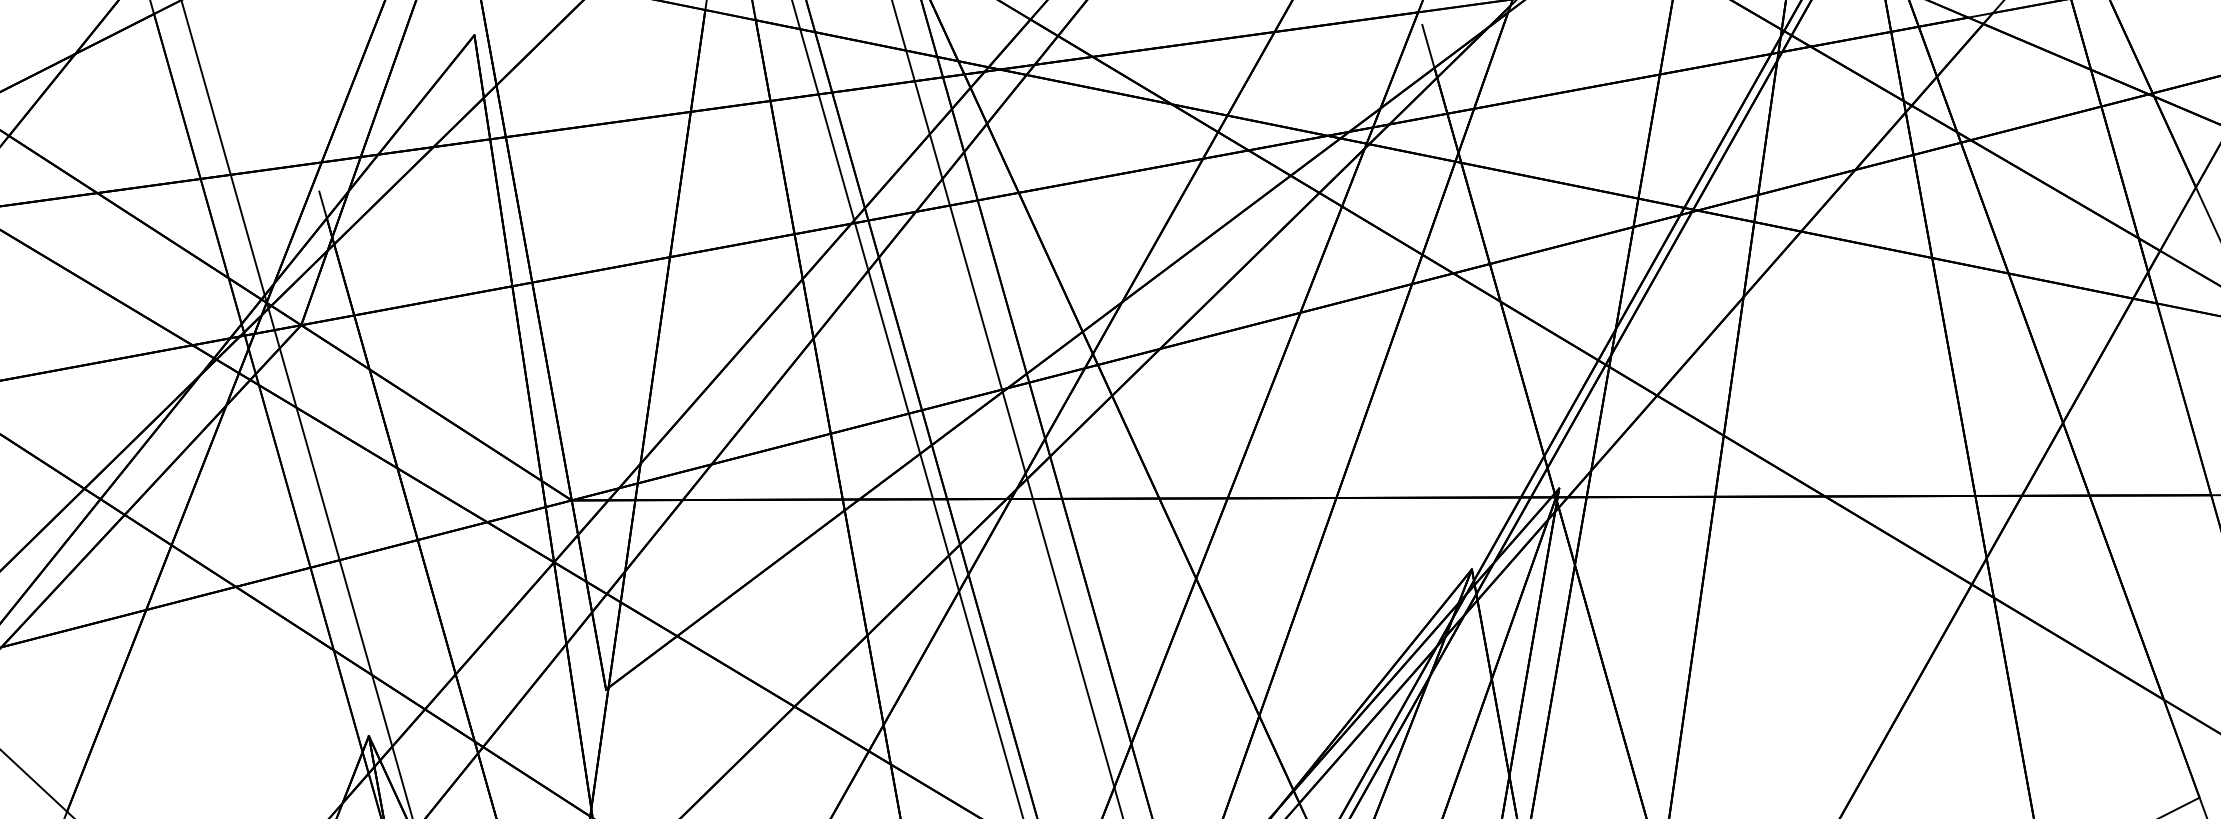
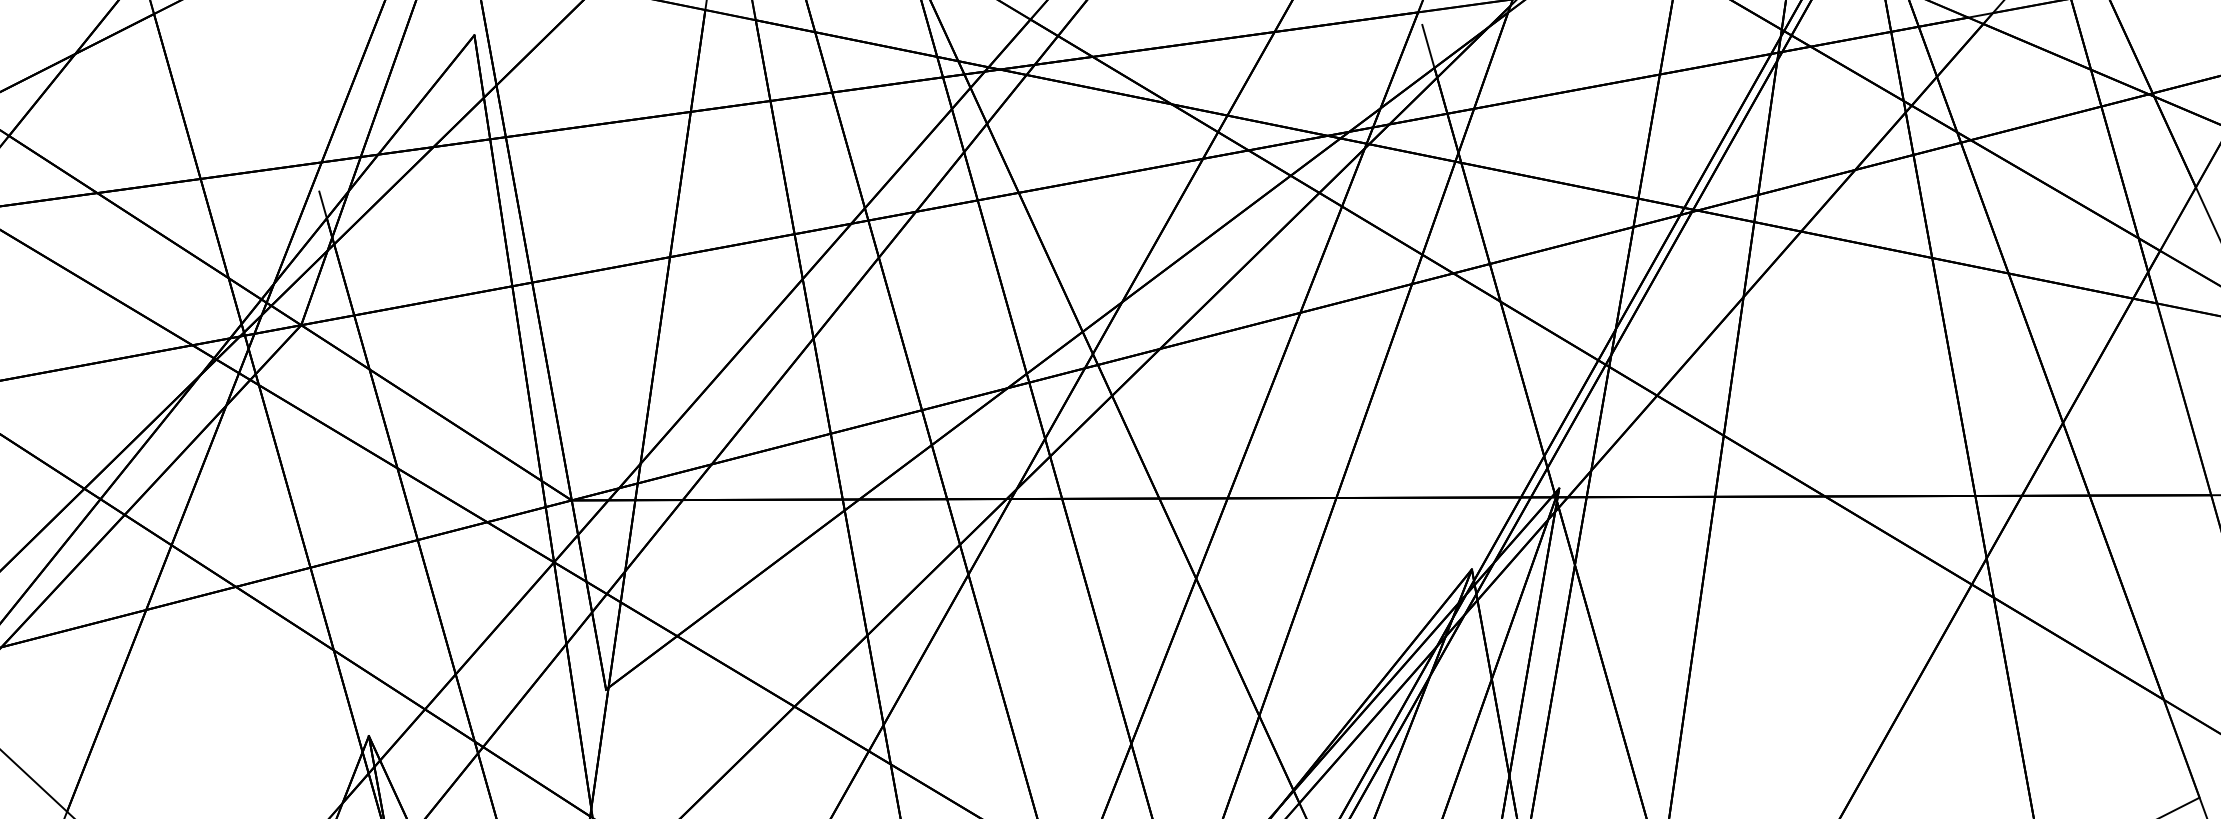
line position: (296, 408) -> (265, 408) (265, 408)
line position: (907, 408) -> (921, 408) (921, 408)
line position: (1007, 408) -> (1036, 408) (1036, 408)
